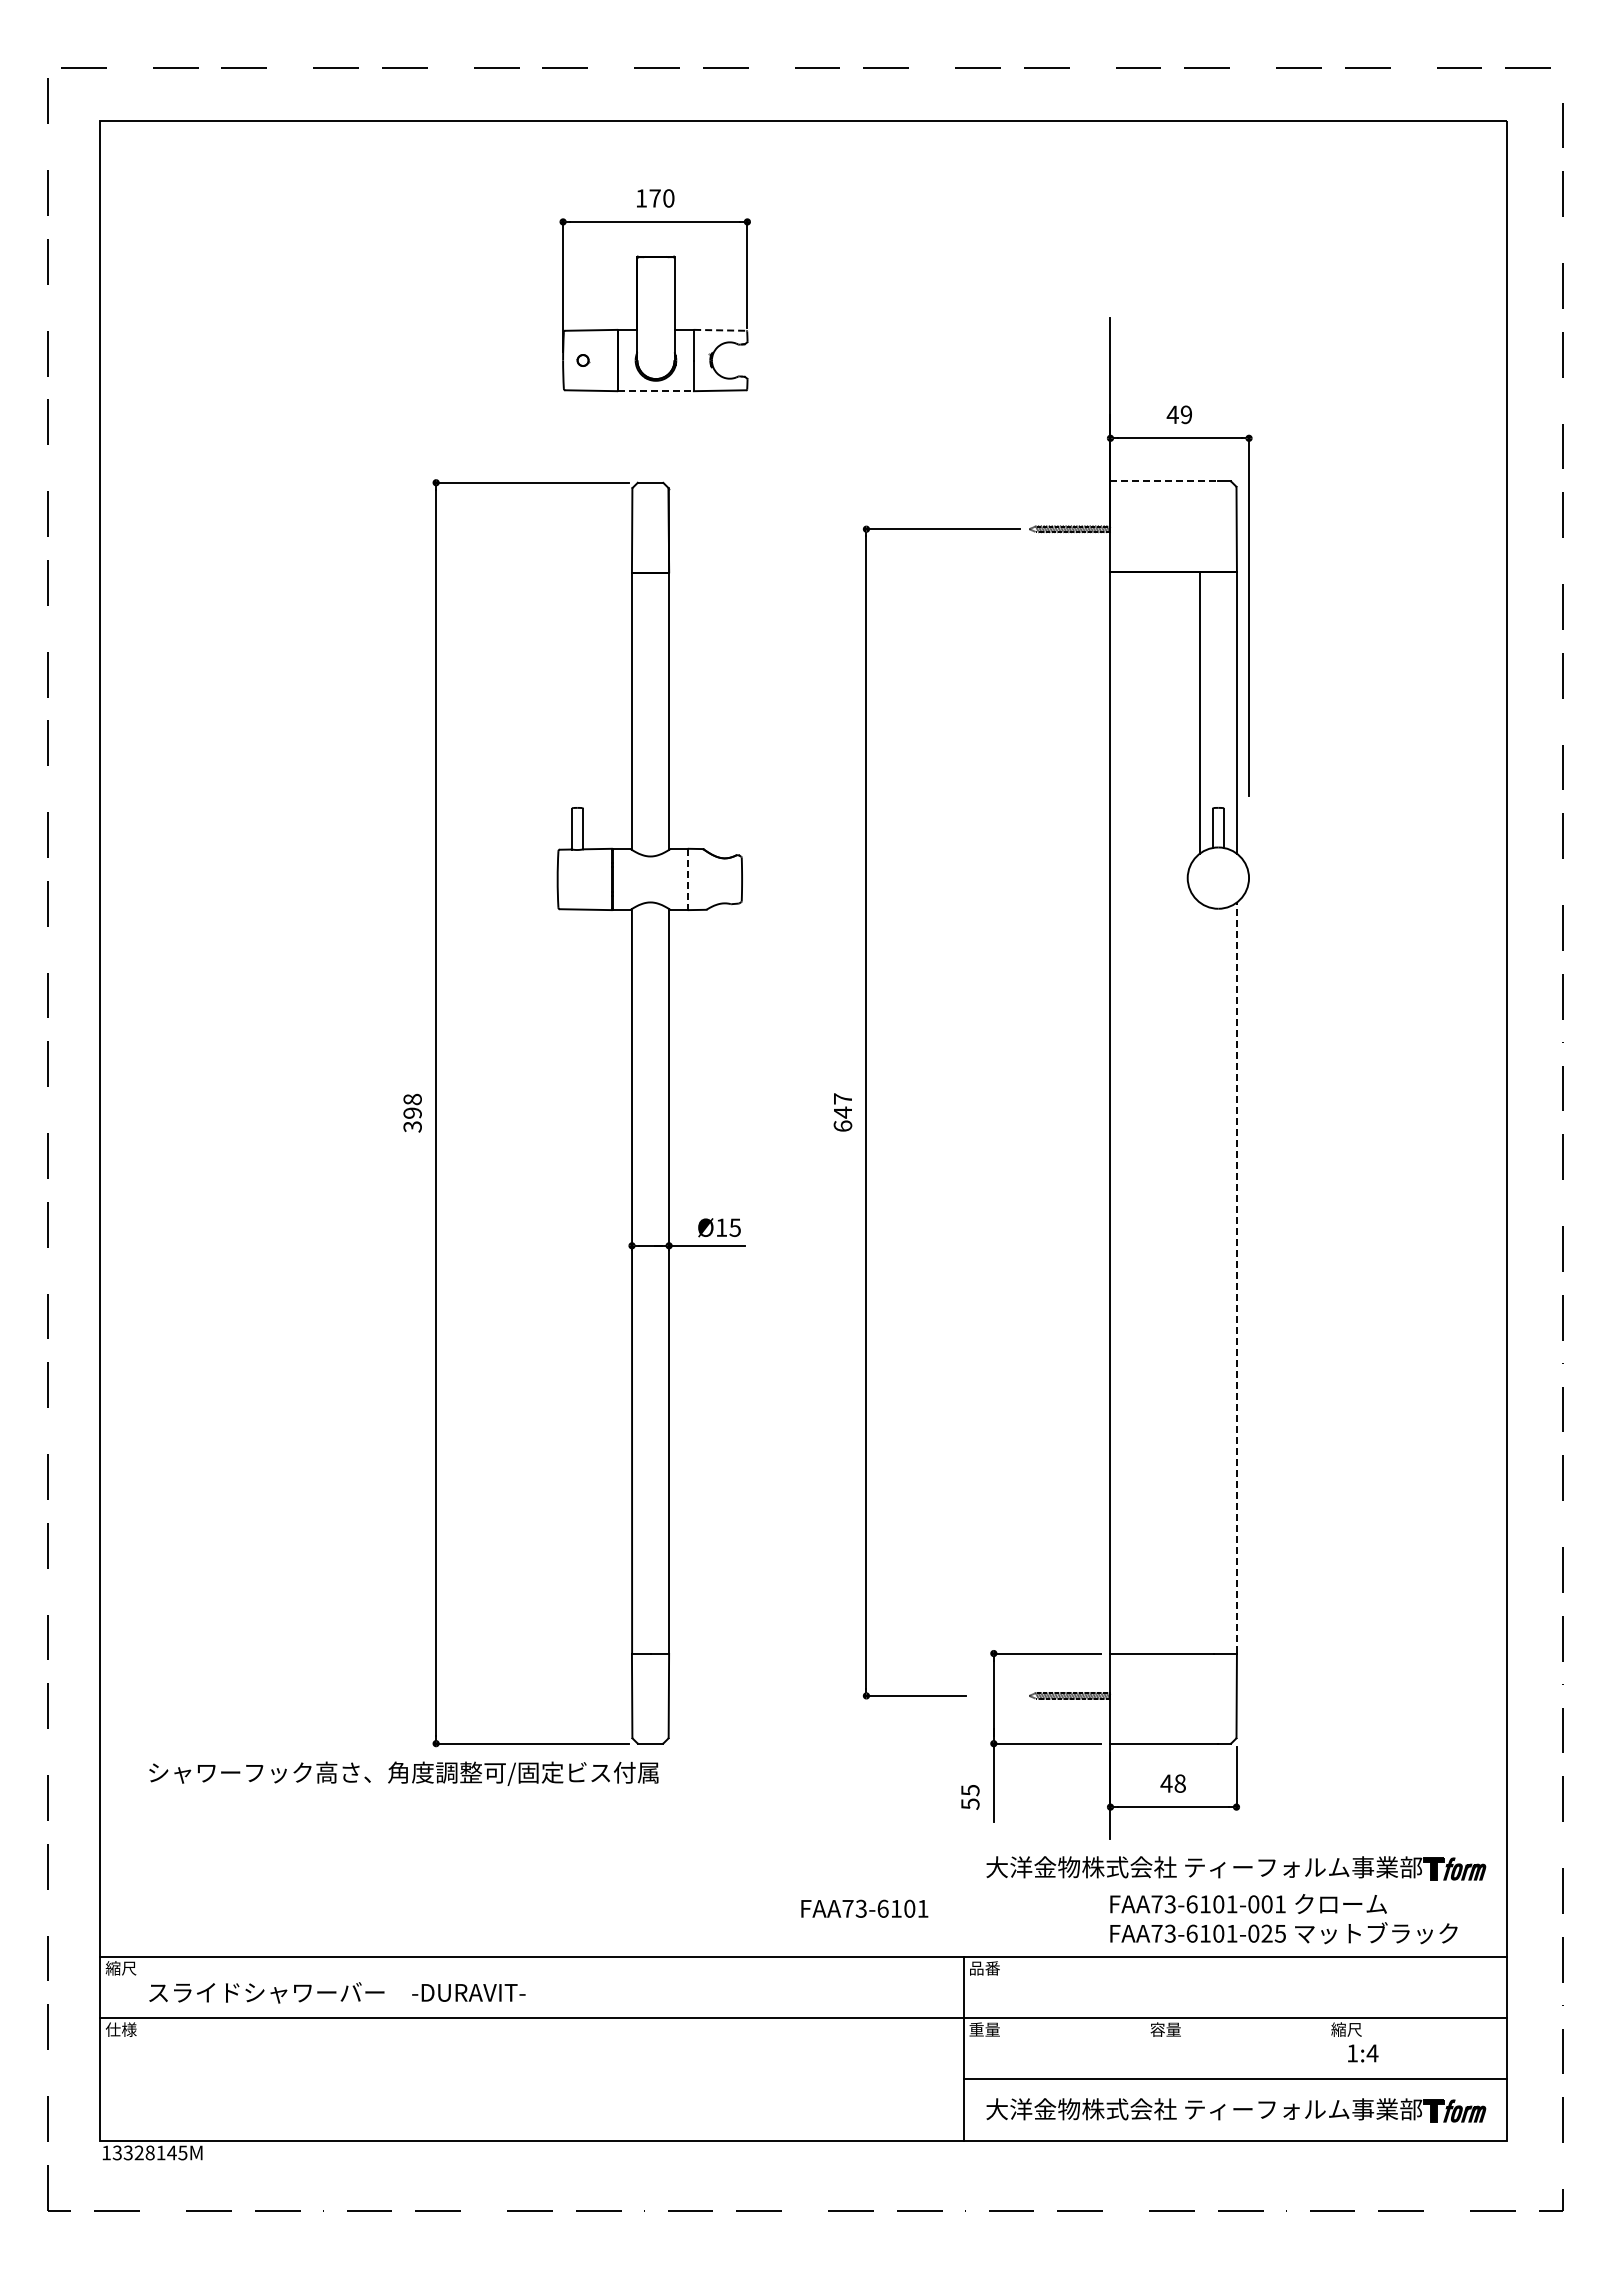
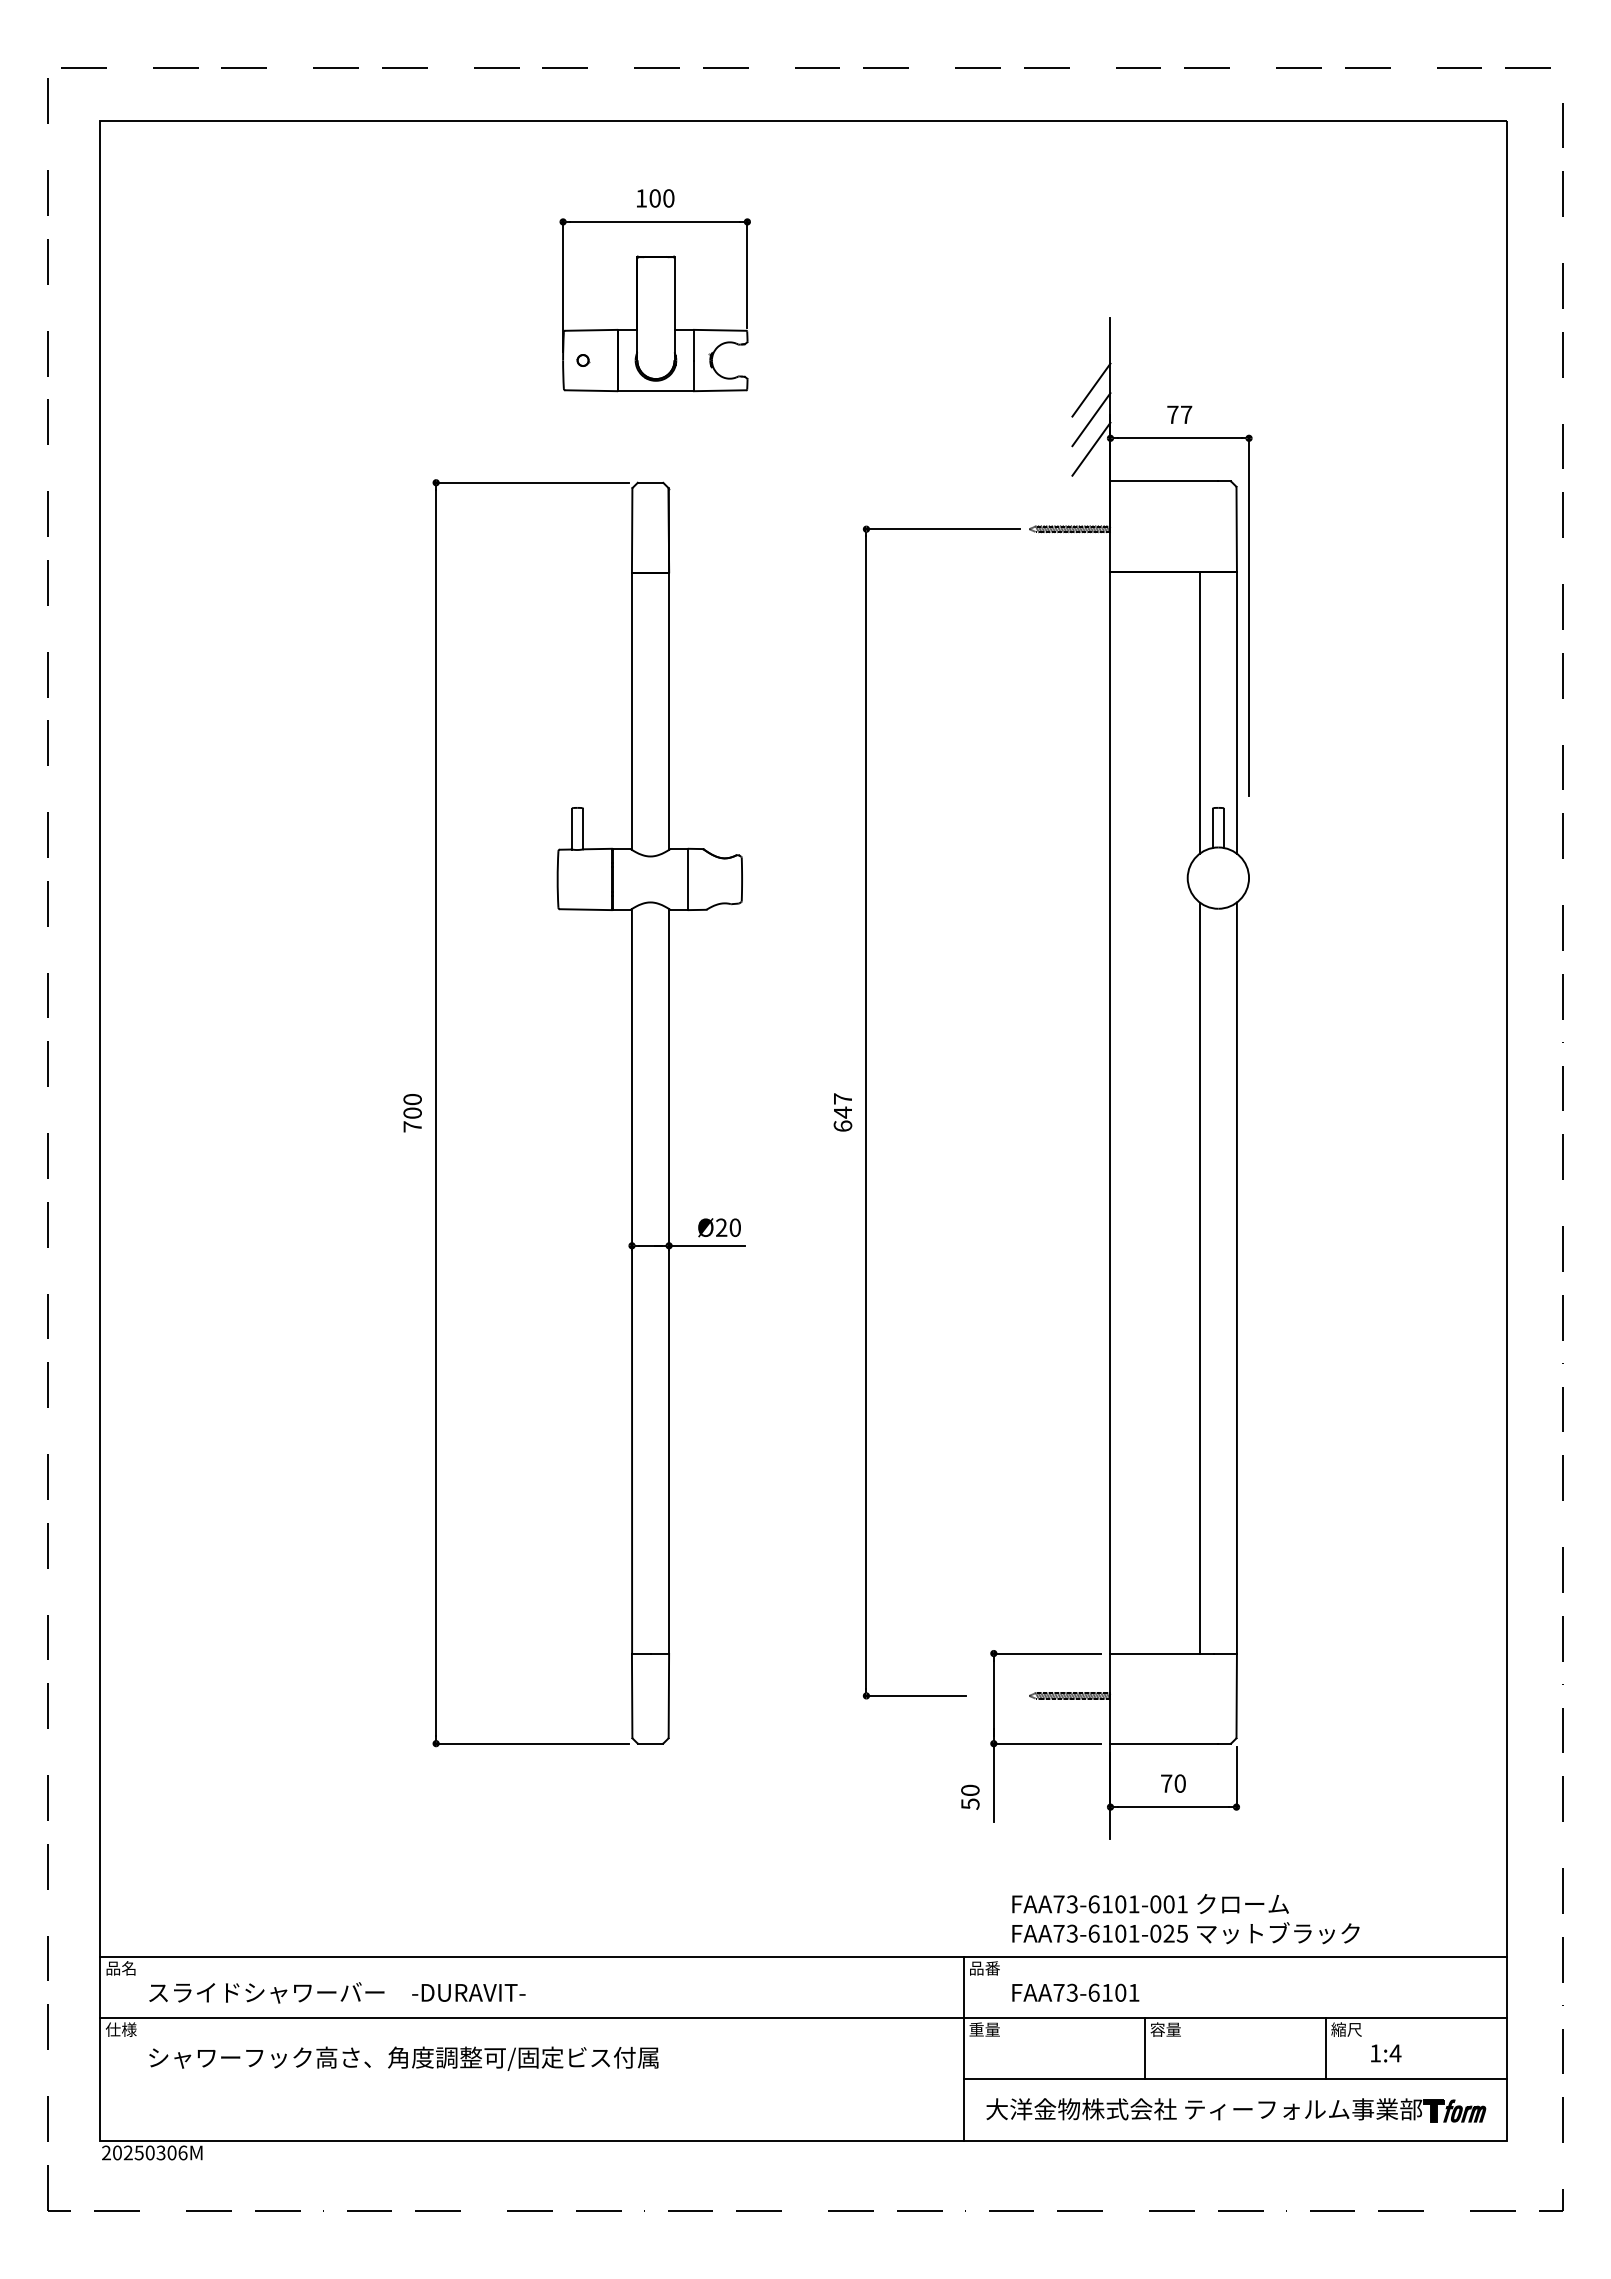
text: 170 -> 100 (654, 198)
line: dashed -> solid (720, 330)
line: none -> present (1091, 389)
line: dashed -> solid (655, 391)
text: 49 -> 77 (1179, 414)
line: none -> present (1091, 419)
line: none -> present (1091, 448)
line: dashed -> solid (1164, 481)
line: dashed -> solid (688, 879)
text: 398 -> 700 (412, 1112)
text: Ø15 -> Ø20 (728, 1227)
line: none -> present (1199, 1277)
line: dashed -> solid (1236, 1277)
text position: (403, 1773) -> (403, 2058) (403, 2058)
text: 48 -> 70 (1172, 1783)
text: 55 -> 50 (970, 1790)
part: present -> none (1236, 1868)
text position: (864, 1908) -> (1075, 1992) (1075, 1992)
text position: (1283, 1919) -> (1185, 1919) (1185, 1919)
text: 縮尺 -> 品名 (120, 1968)
line: none -> present (1144, 2048)
line: none -> present (1325, 2048)
text position: (1363, 2053) -> (1386, 2053) (1386, 2053)
text: 13328145M -> 20250306M (144, 2152)
